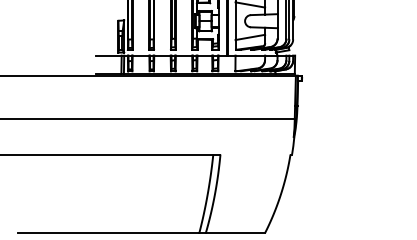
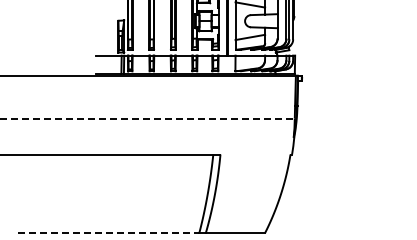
line: solid -> dashed (148, 118)
line: solid -> dashed (109, 233)
